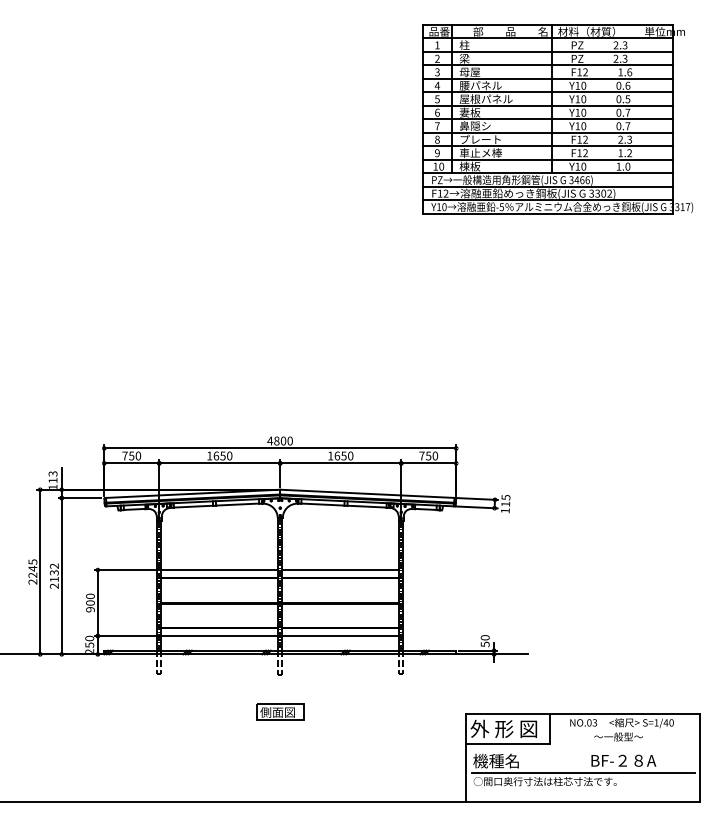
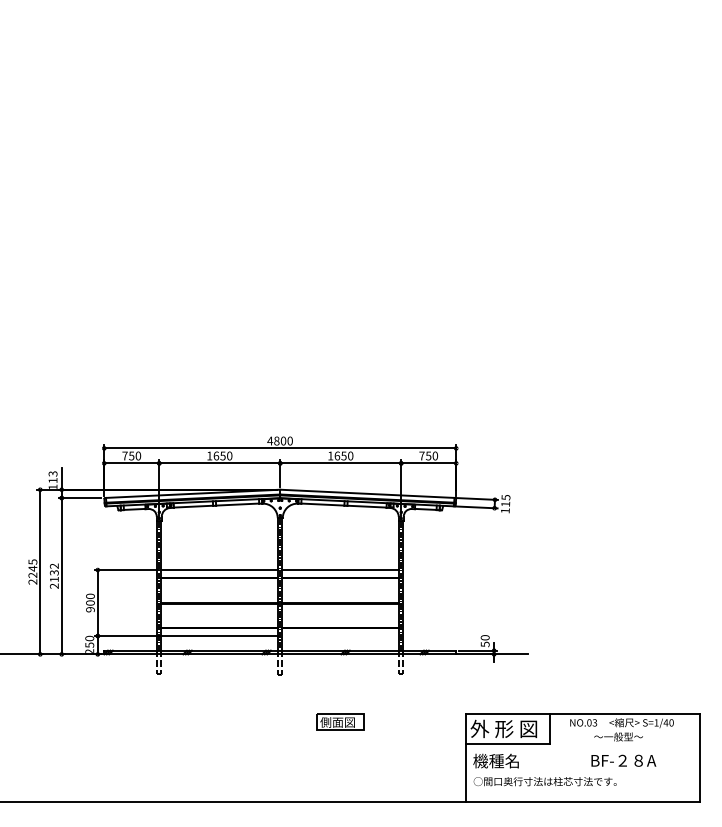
part: present -> none (557, 119)
line: present -> none (340, 636)
part position: (280, 711) -> (340, 721) (340, 721)
line: present -> none (582, 772)
